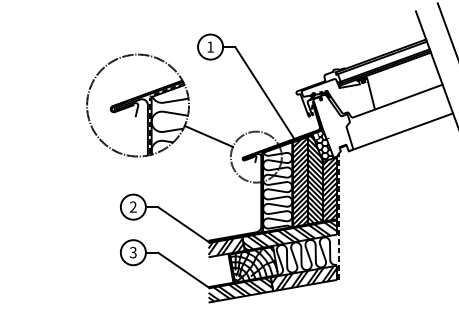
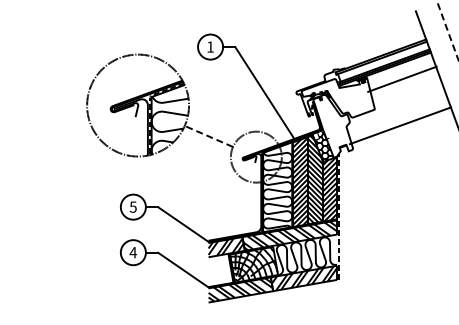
line: solid -> dashed (448, 32)
line position: (408, 96) -> (402, 78) (402, 78)
line position: (402, 131) -> (400, 125) (400, 125)
line: solid -> dashed (208, 136)
text: 2 -> 5 (132, 206)
text: 3 -> 4 (133, 252)
